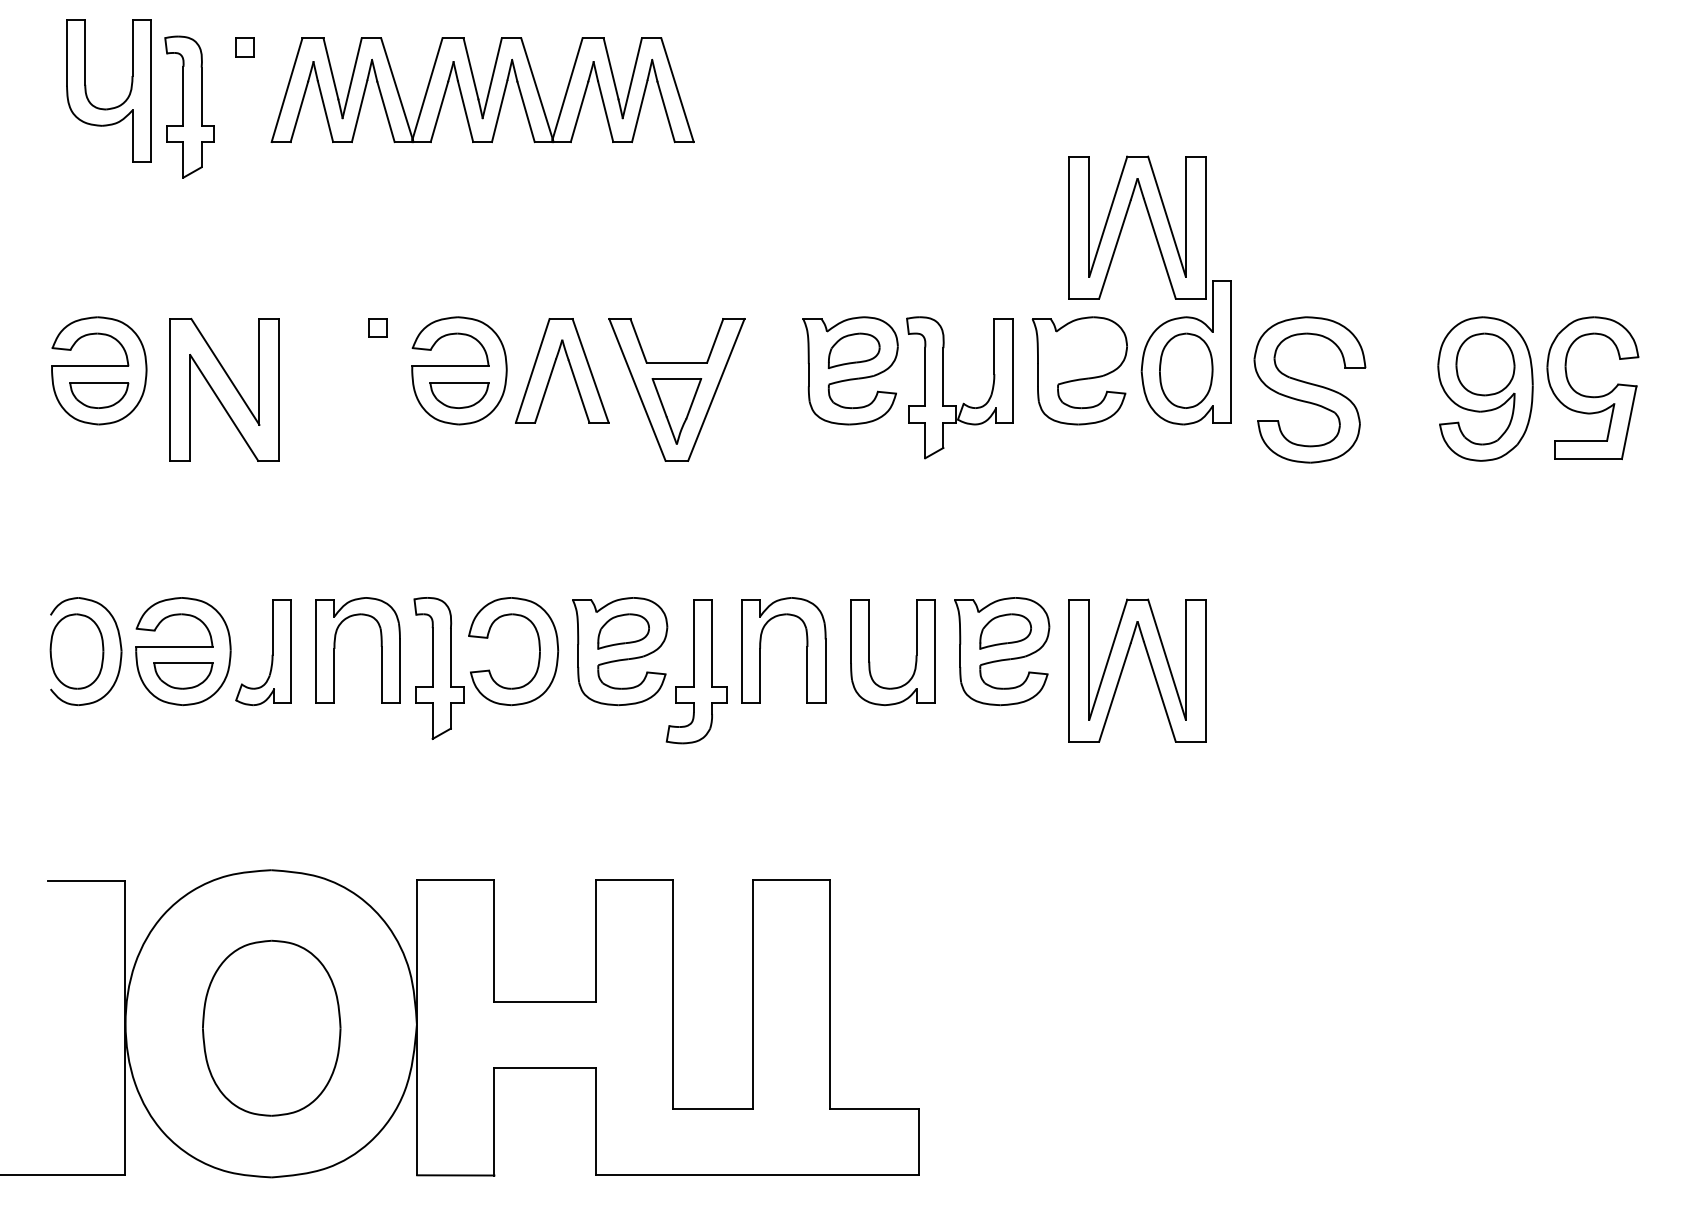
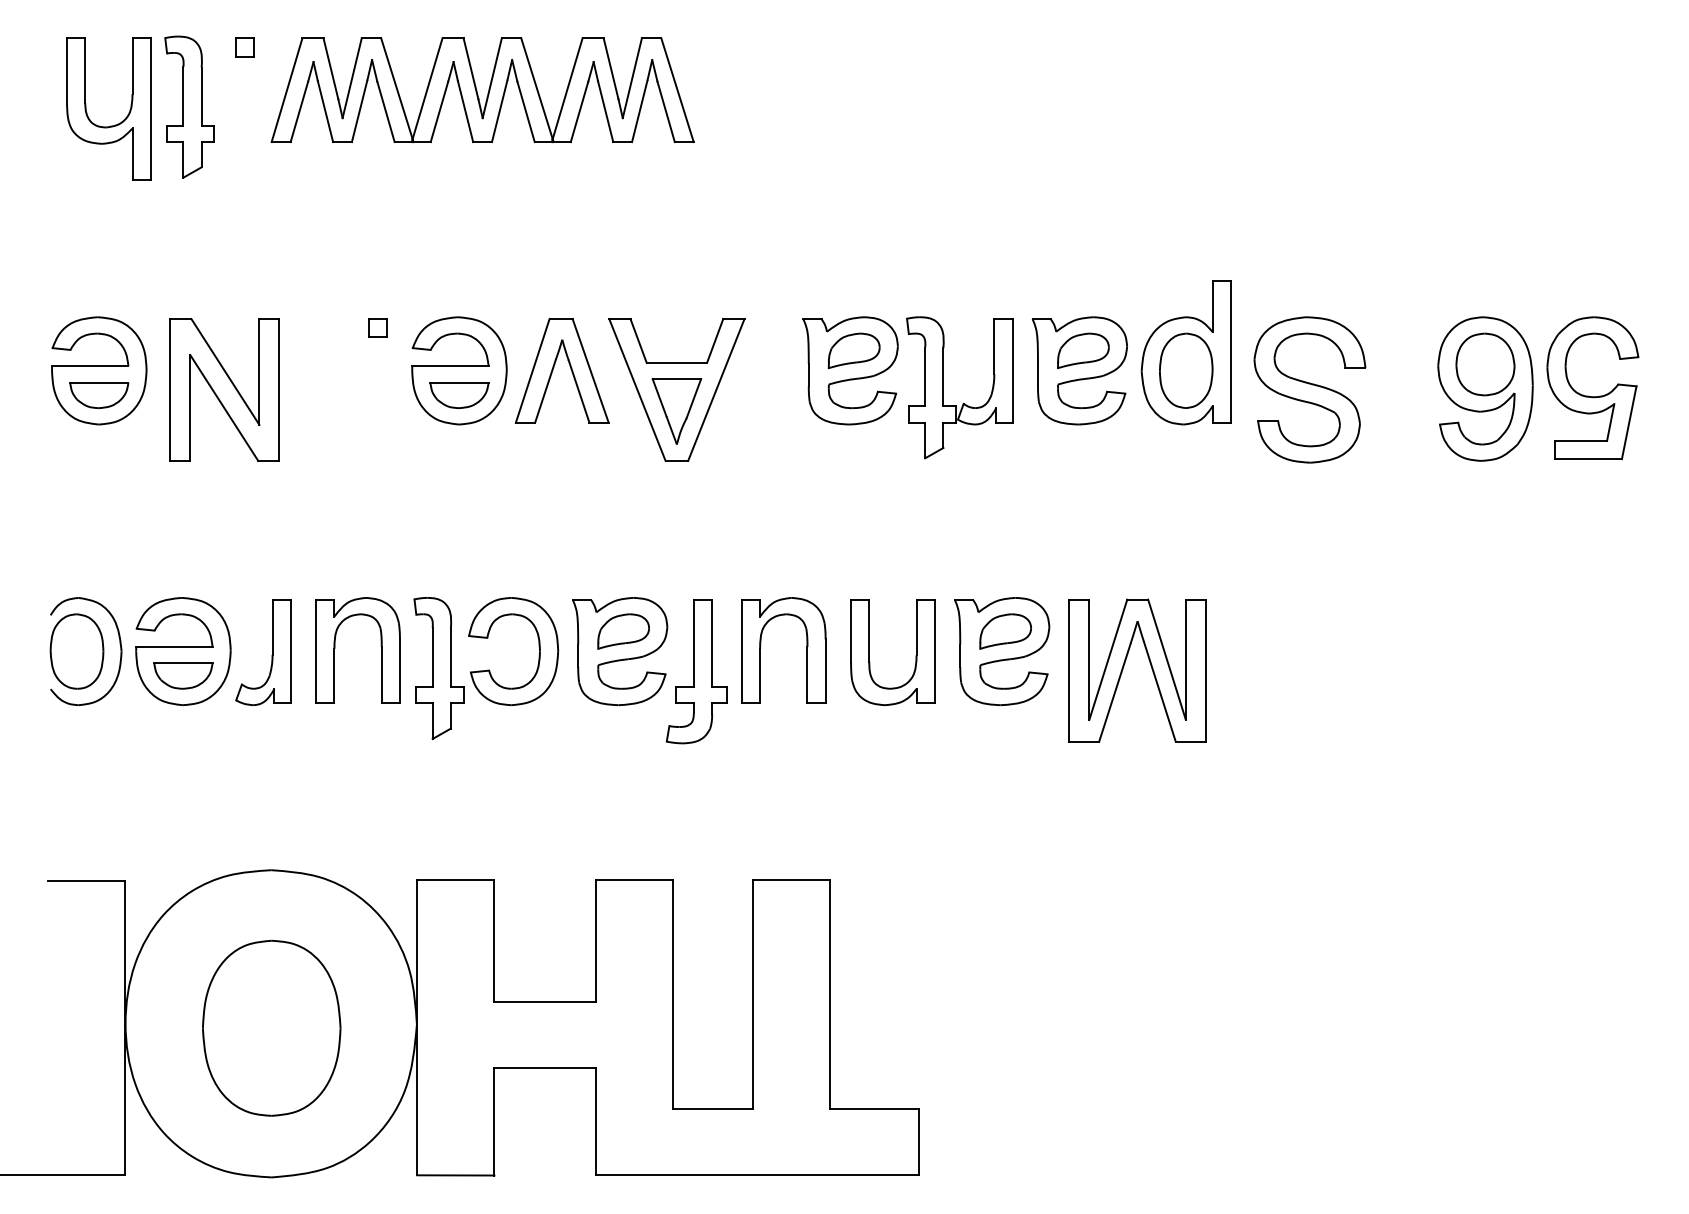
part position: (110, 107) -> (110, 125) (110, 125)
part: present -> none (1124, 223)
part: none -> present (1083, 350)
